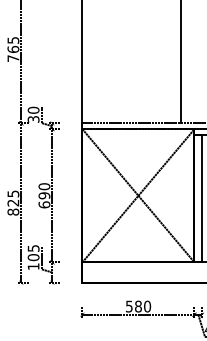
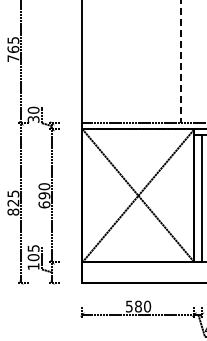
line: solid -> dashed (180, 62)
